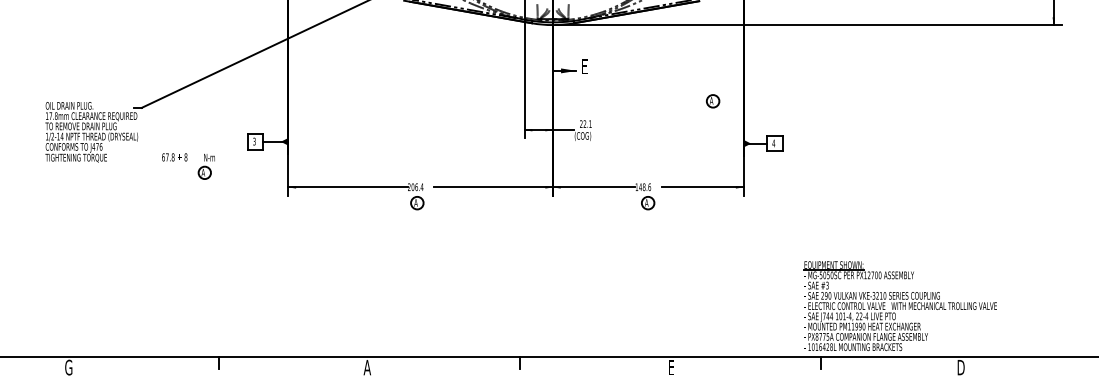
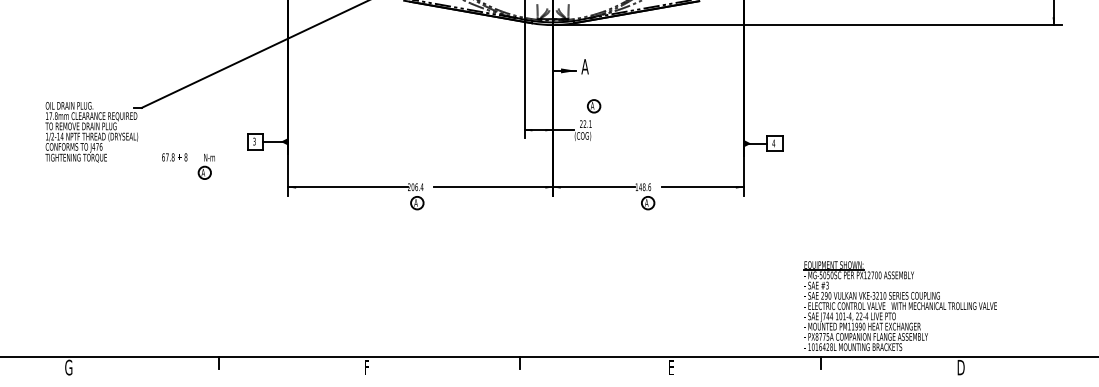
text: E -> A (584, 66)
part position: (713, 101) -> (594, 106) (594, 106)
text: A -> F (366, 367)
